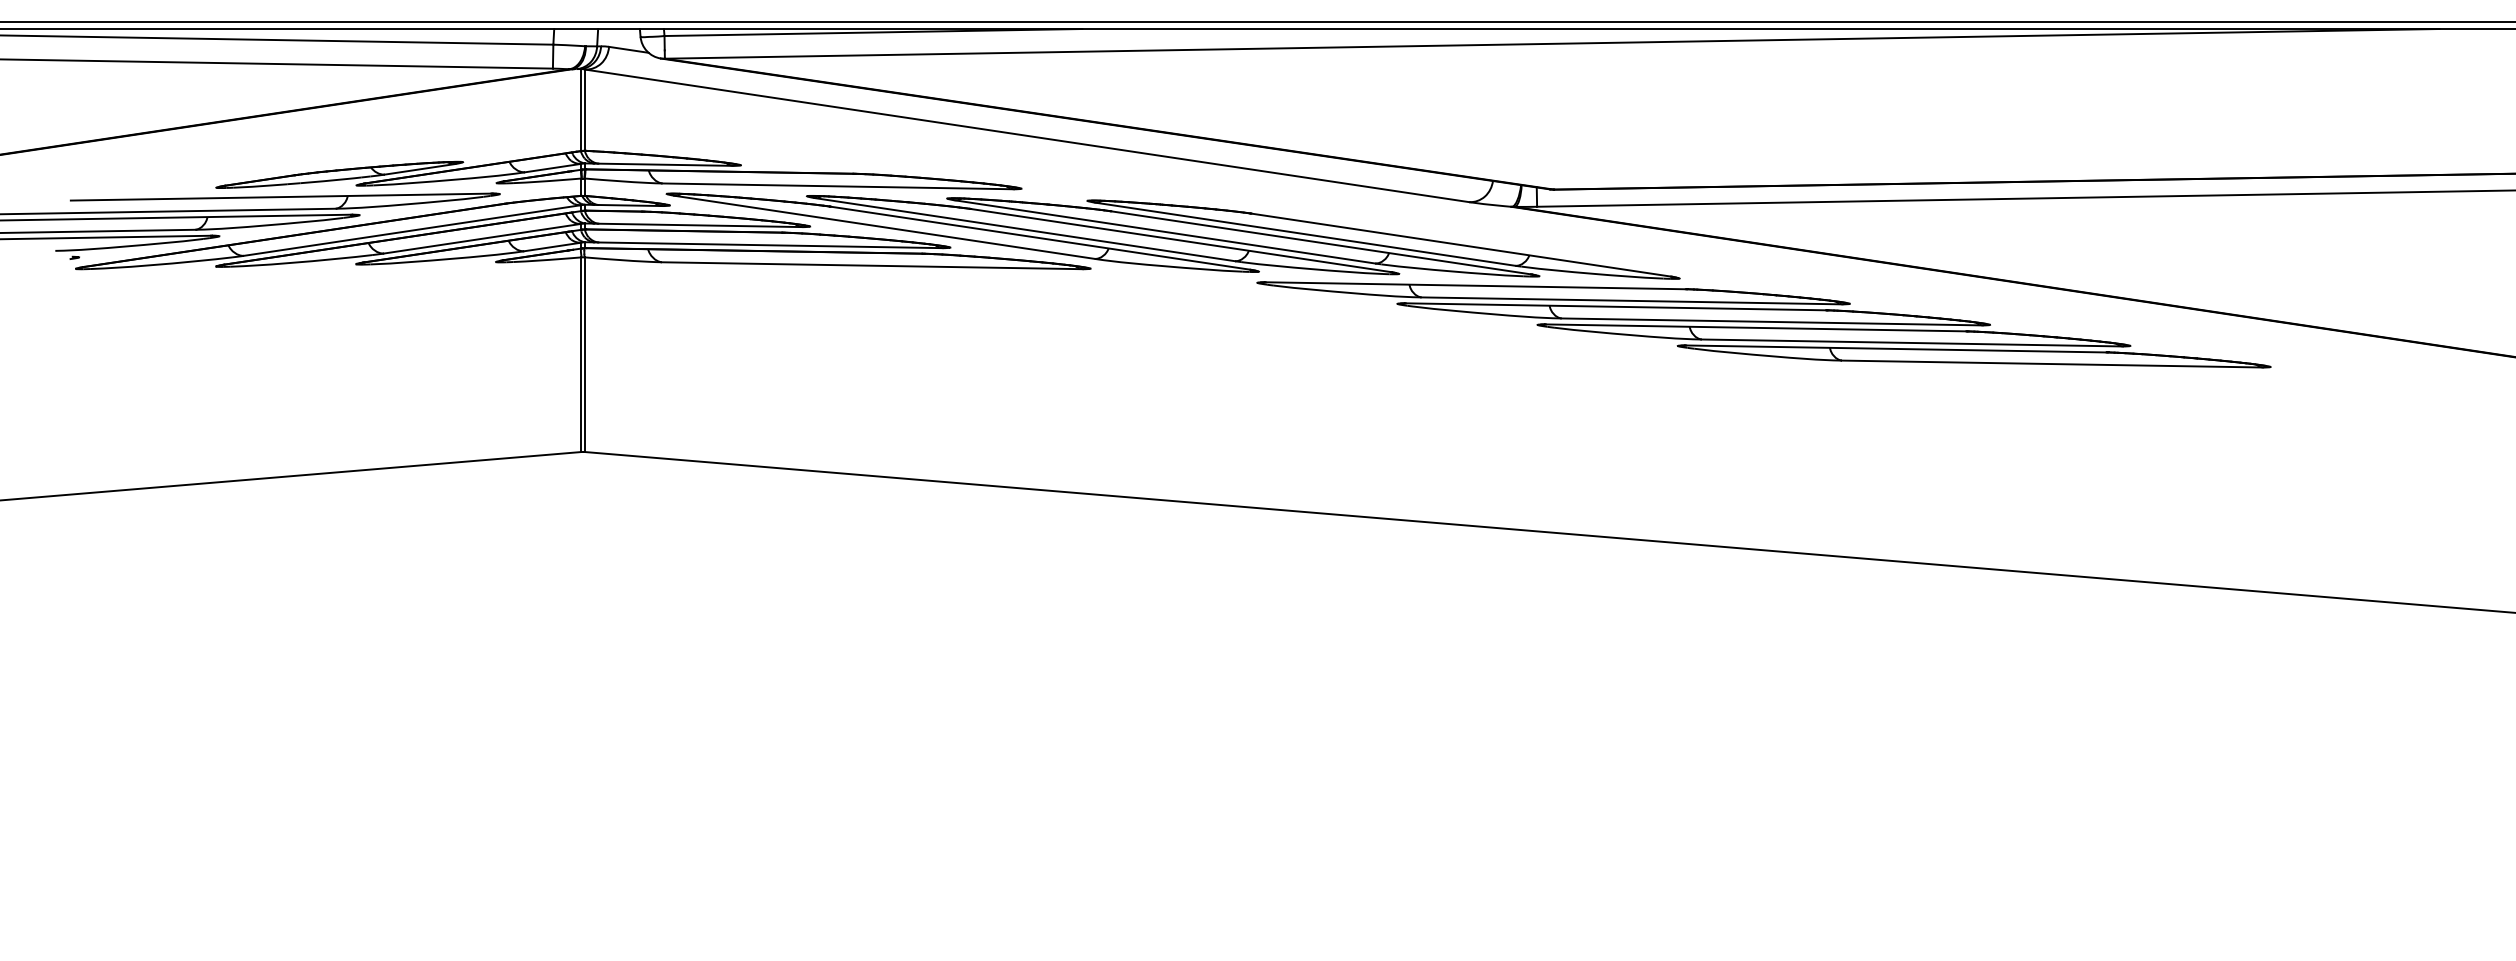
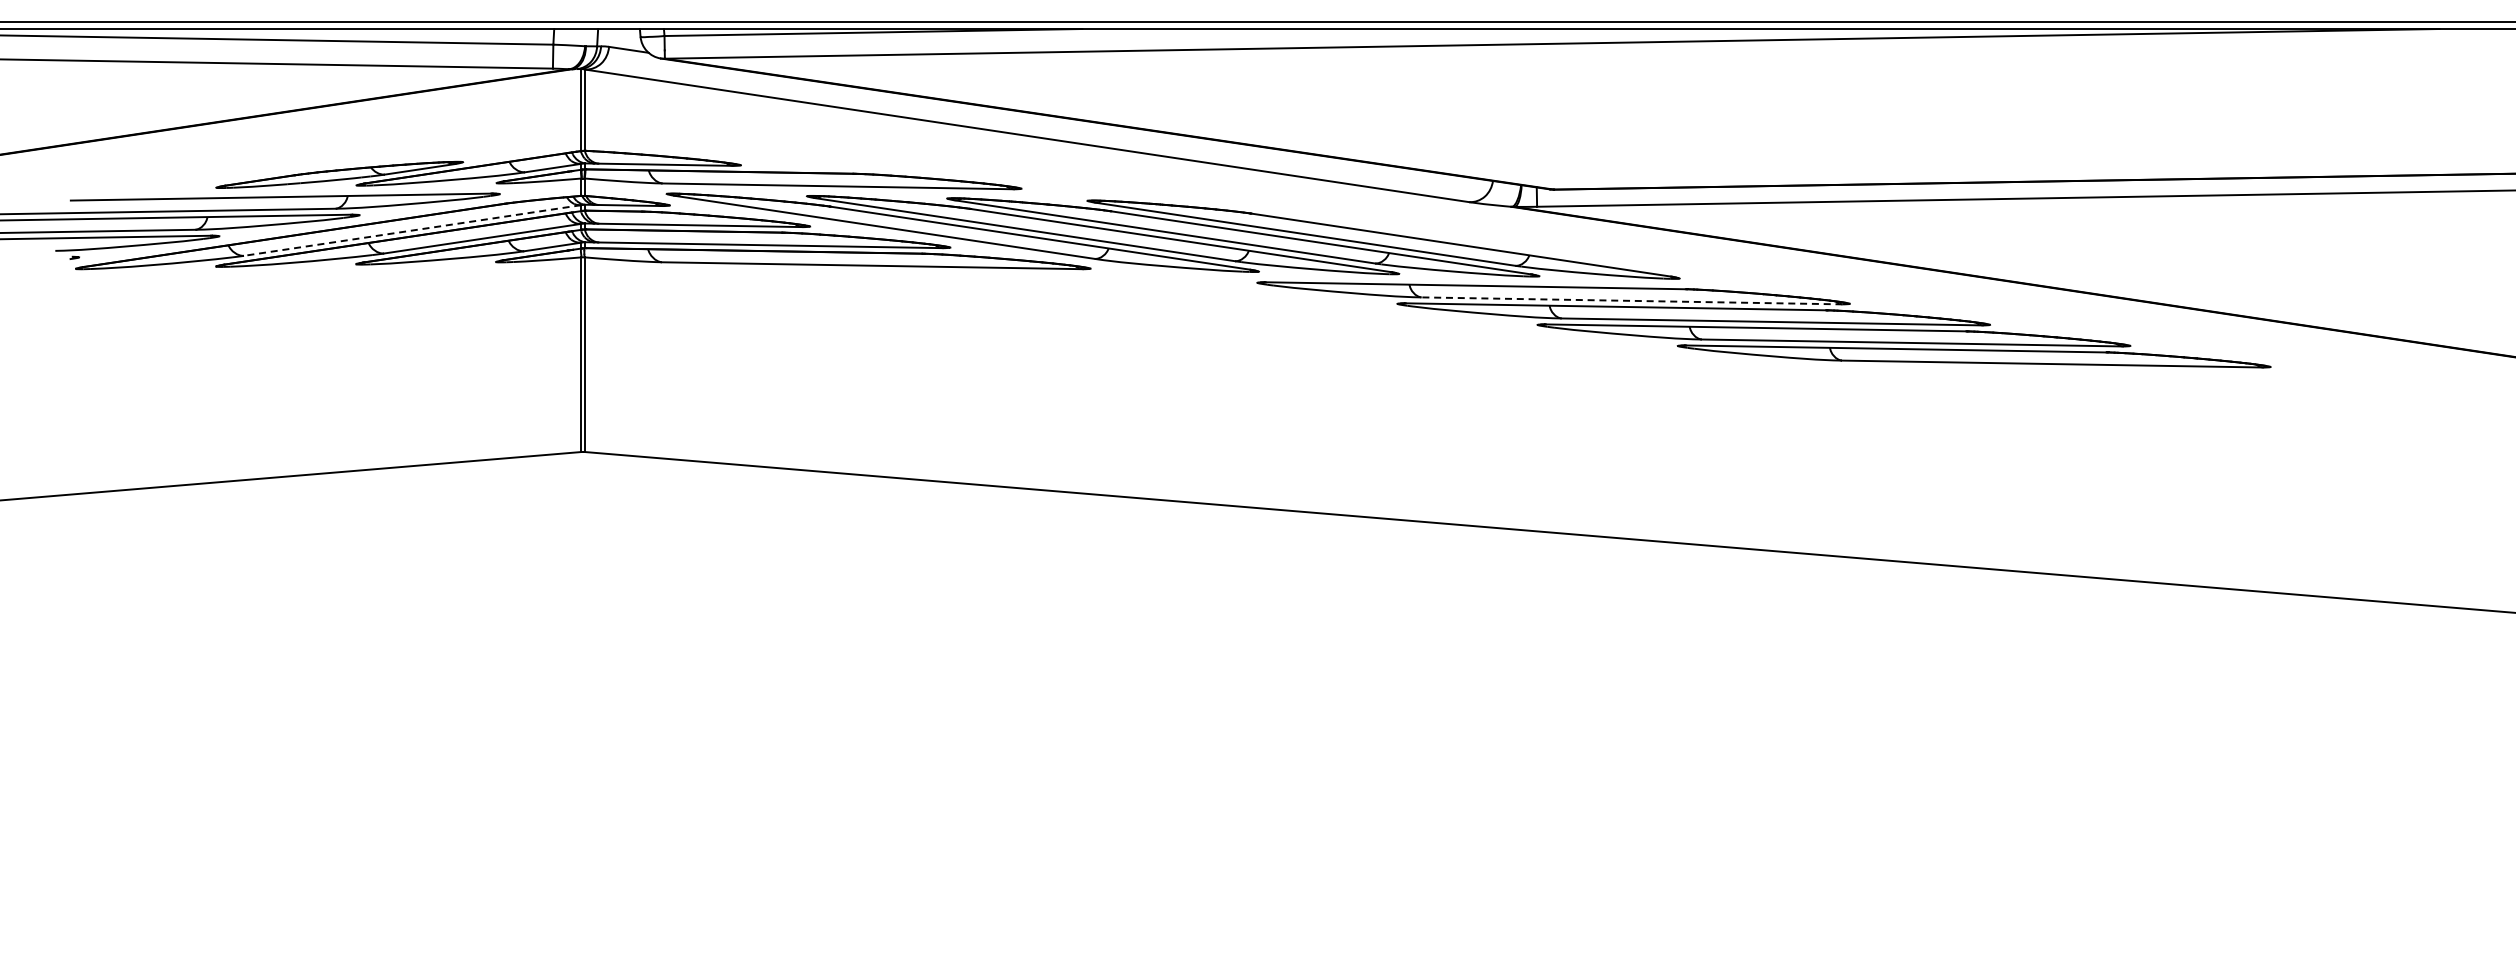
line: solid -> dashed (412, 230)
line: solid -> dashed (1631, 300)
